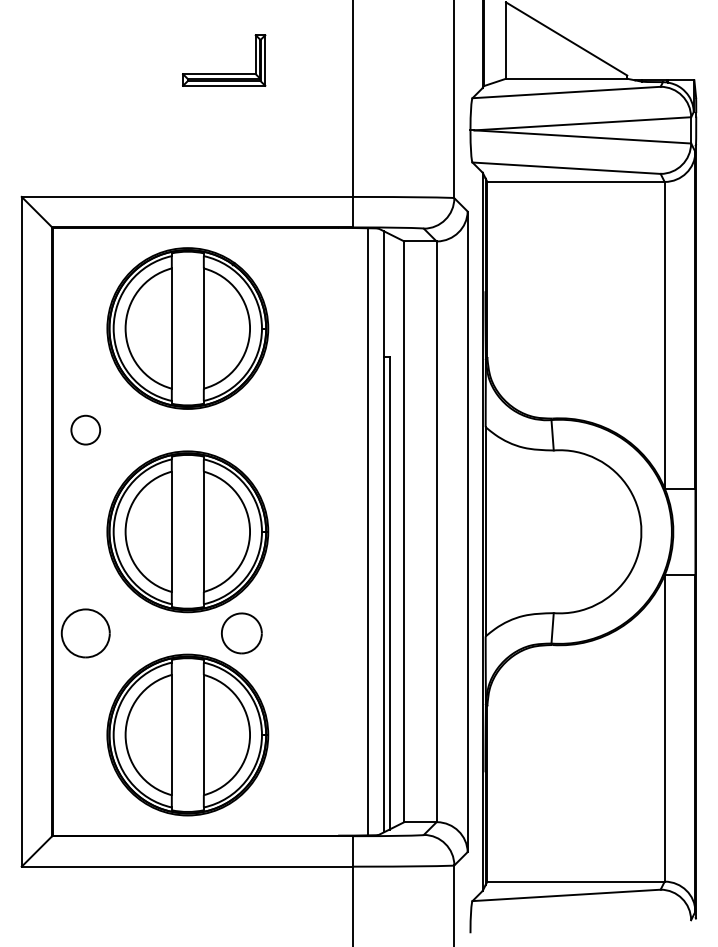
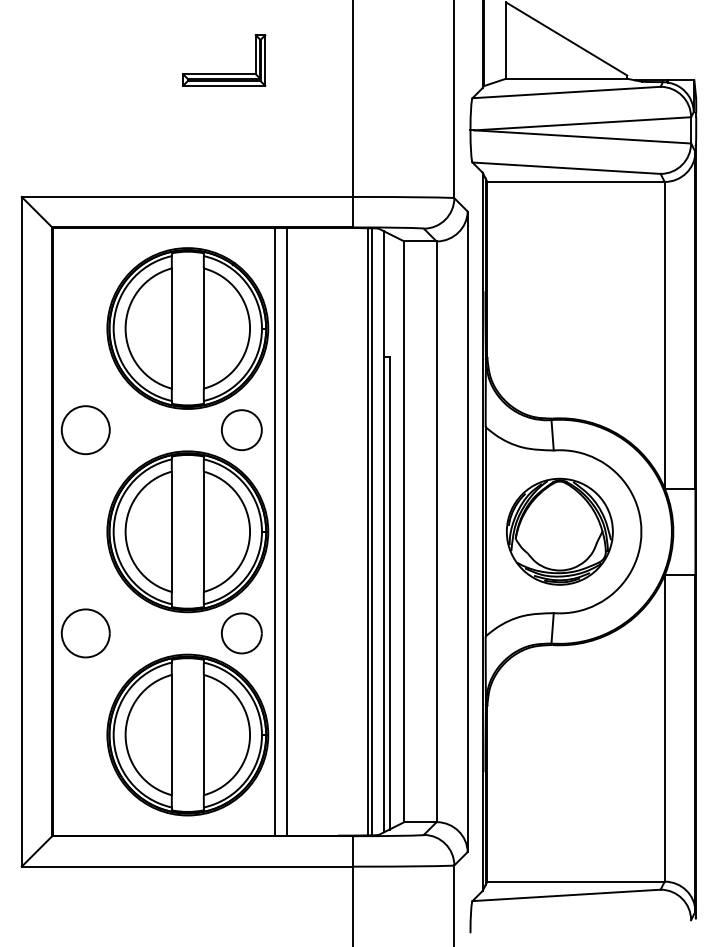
circle diameter: 29 px -> 48 px (85, 430)
circle: none -> present (241, 430)
line: none -> present (275, 531)
line: none -> present (286, 531)
line: none -> present (371, 531)
part: none -> present (559, 531)
